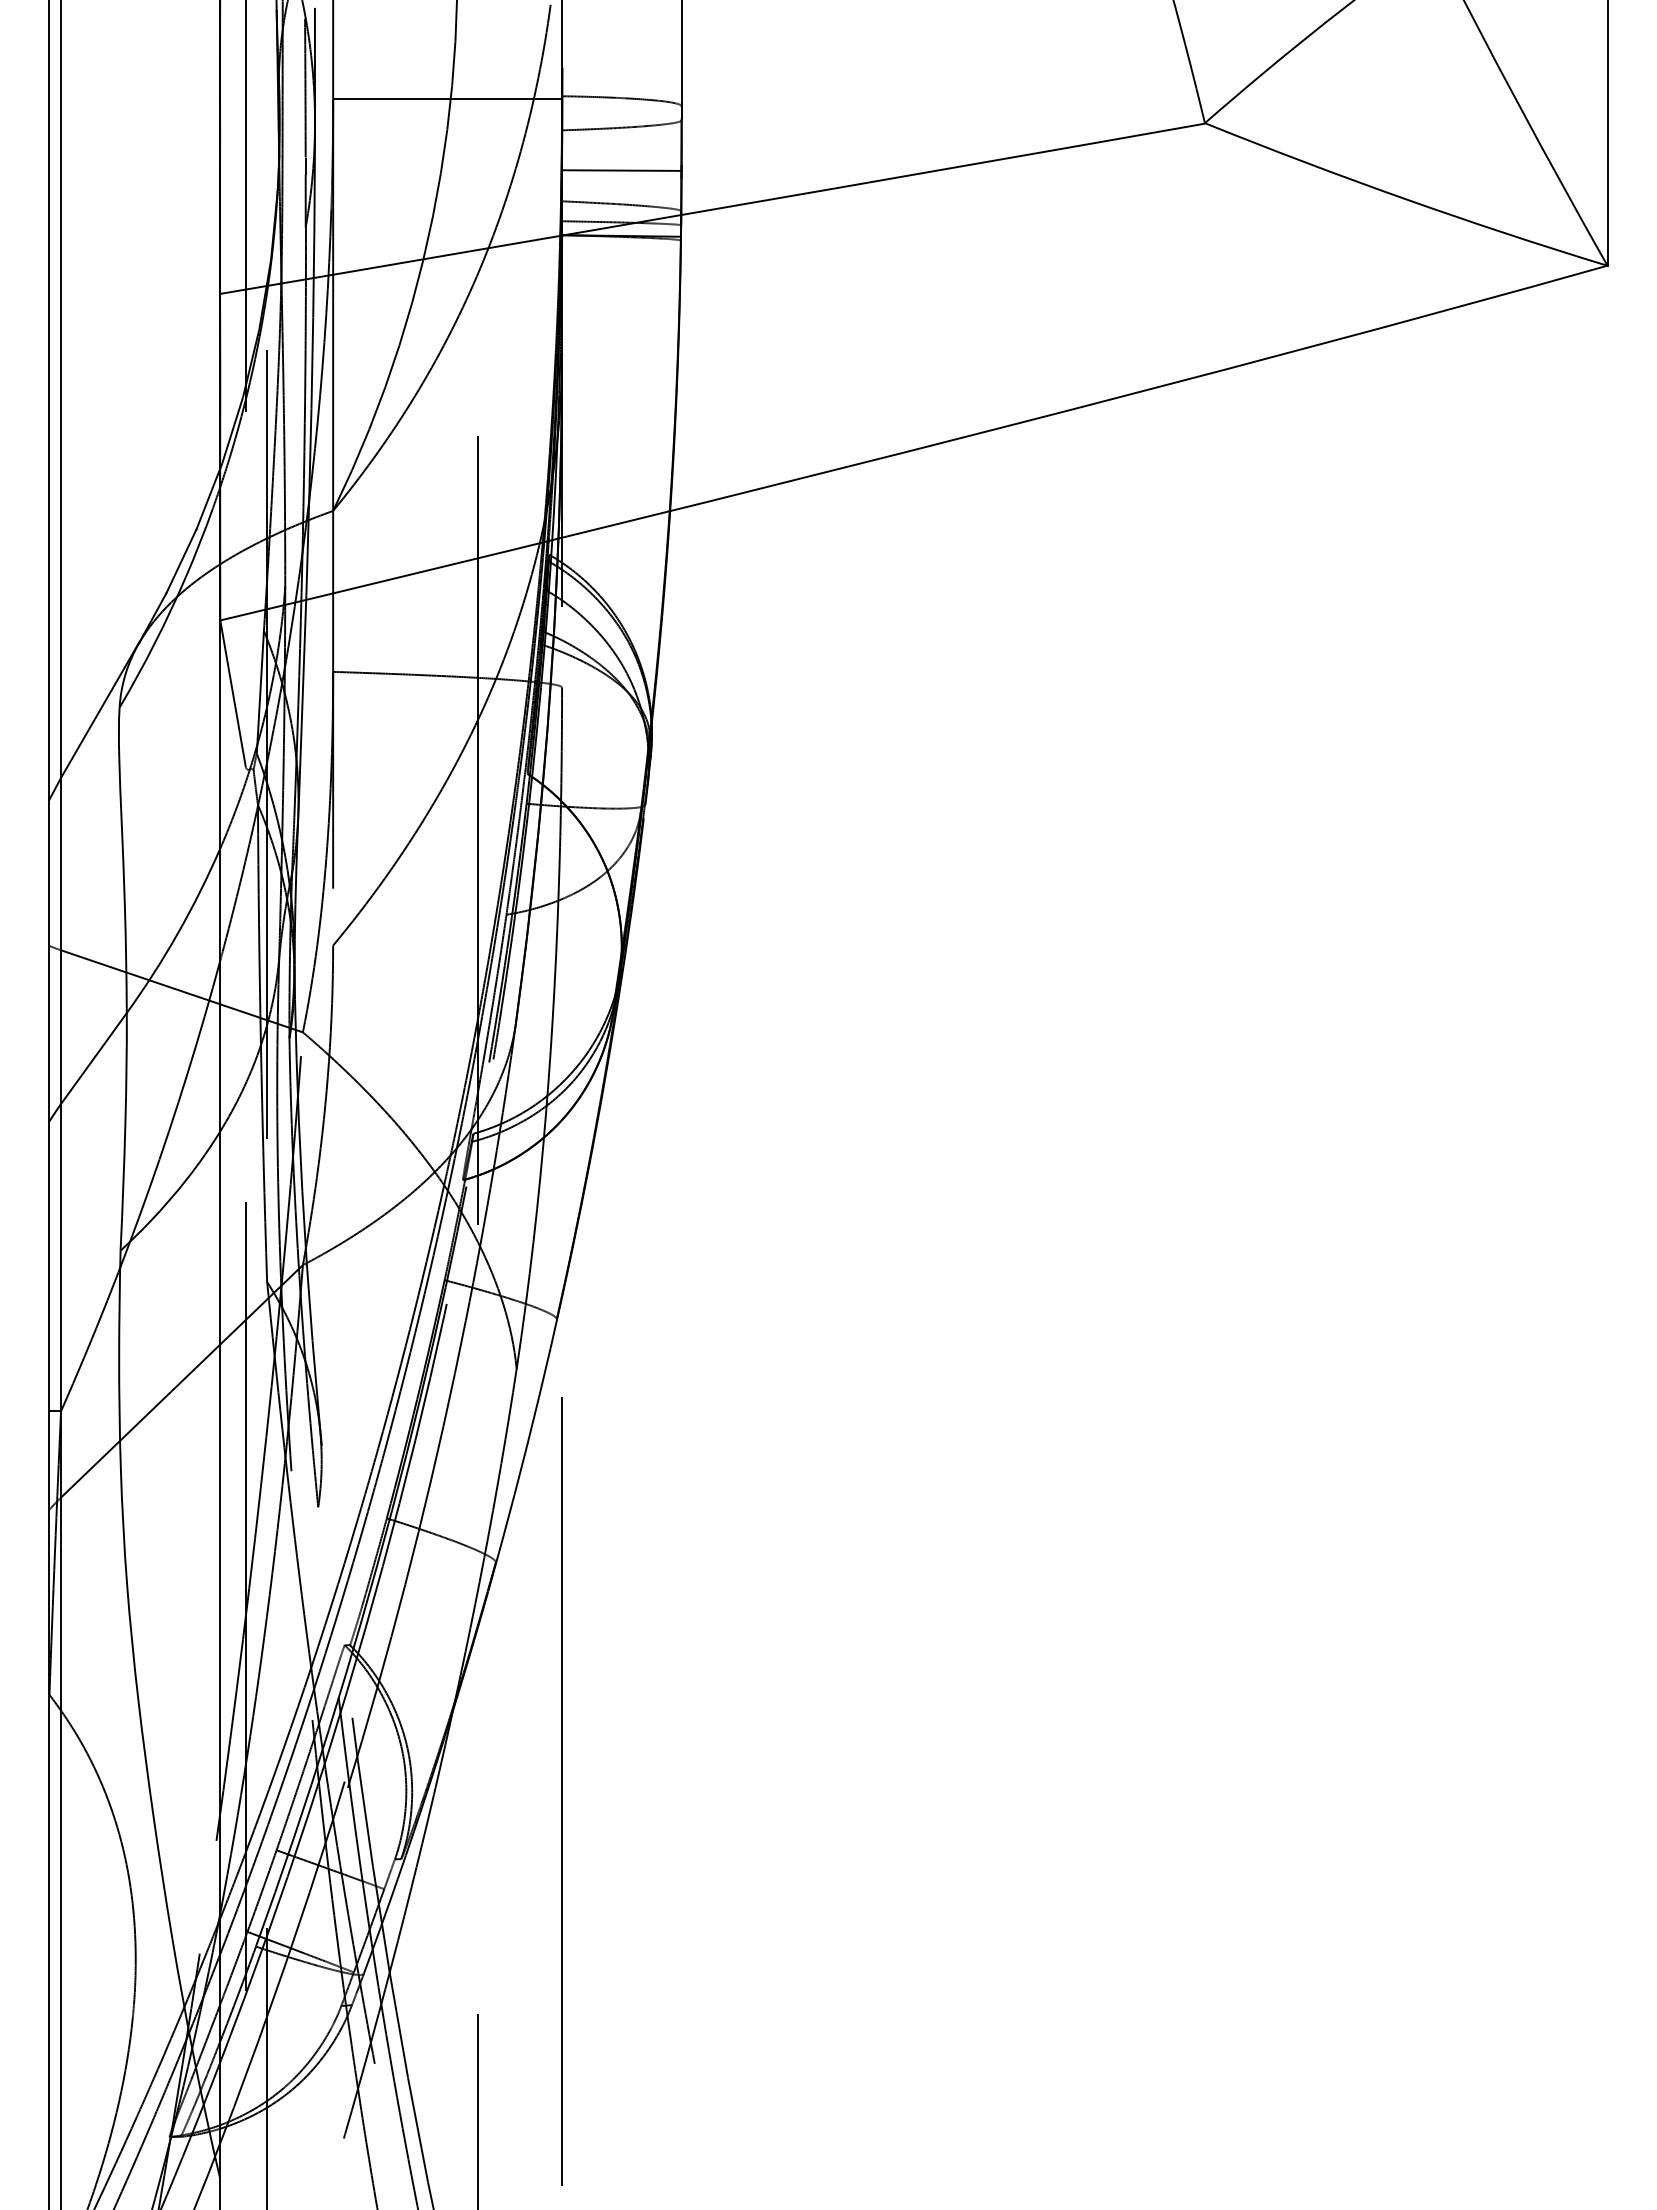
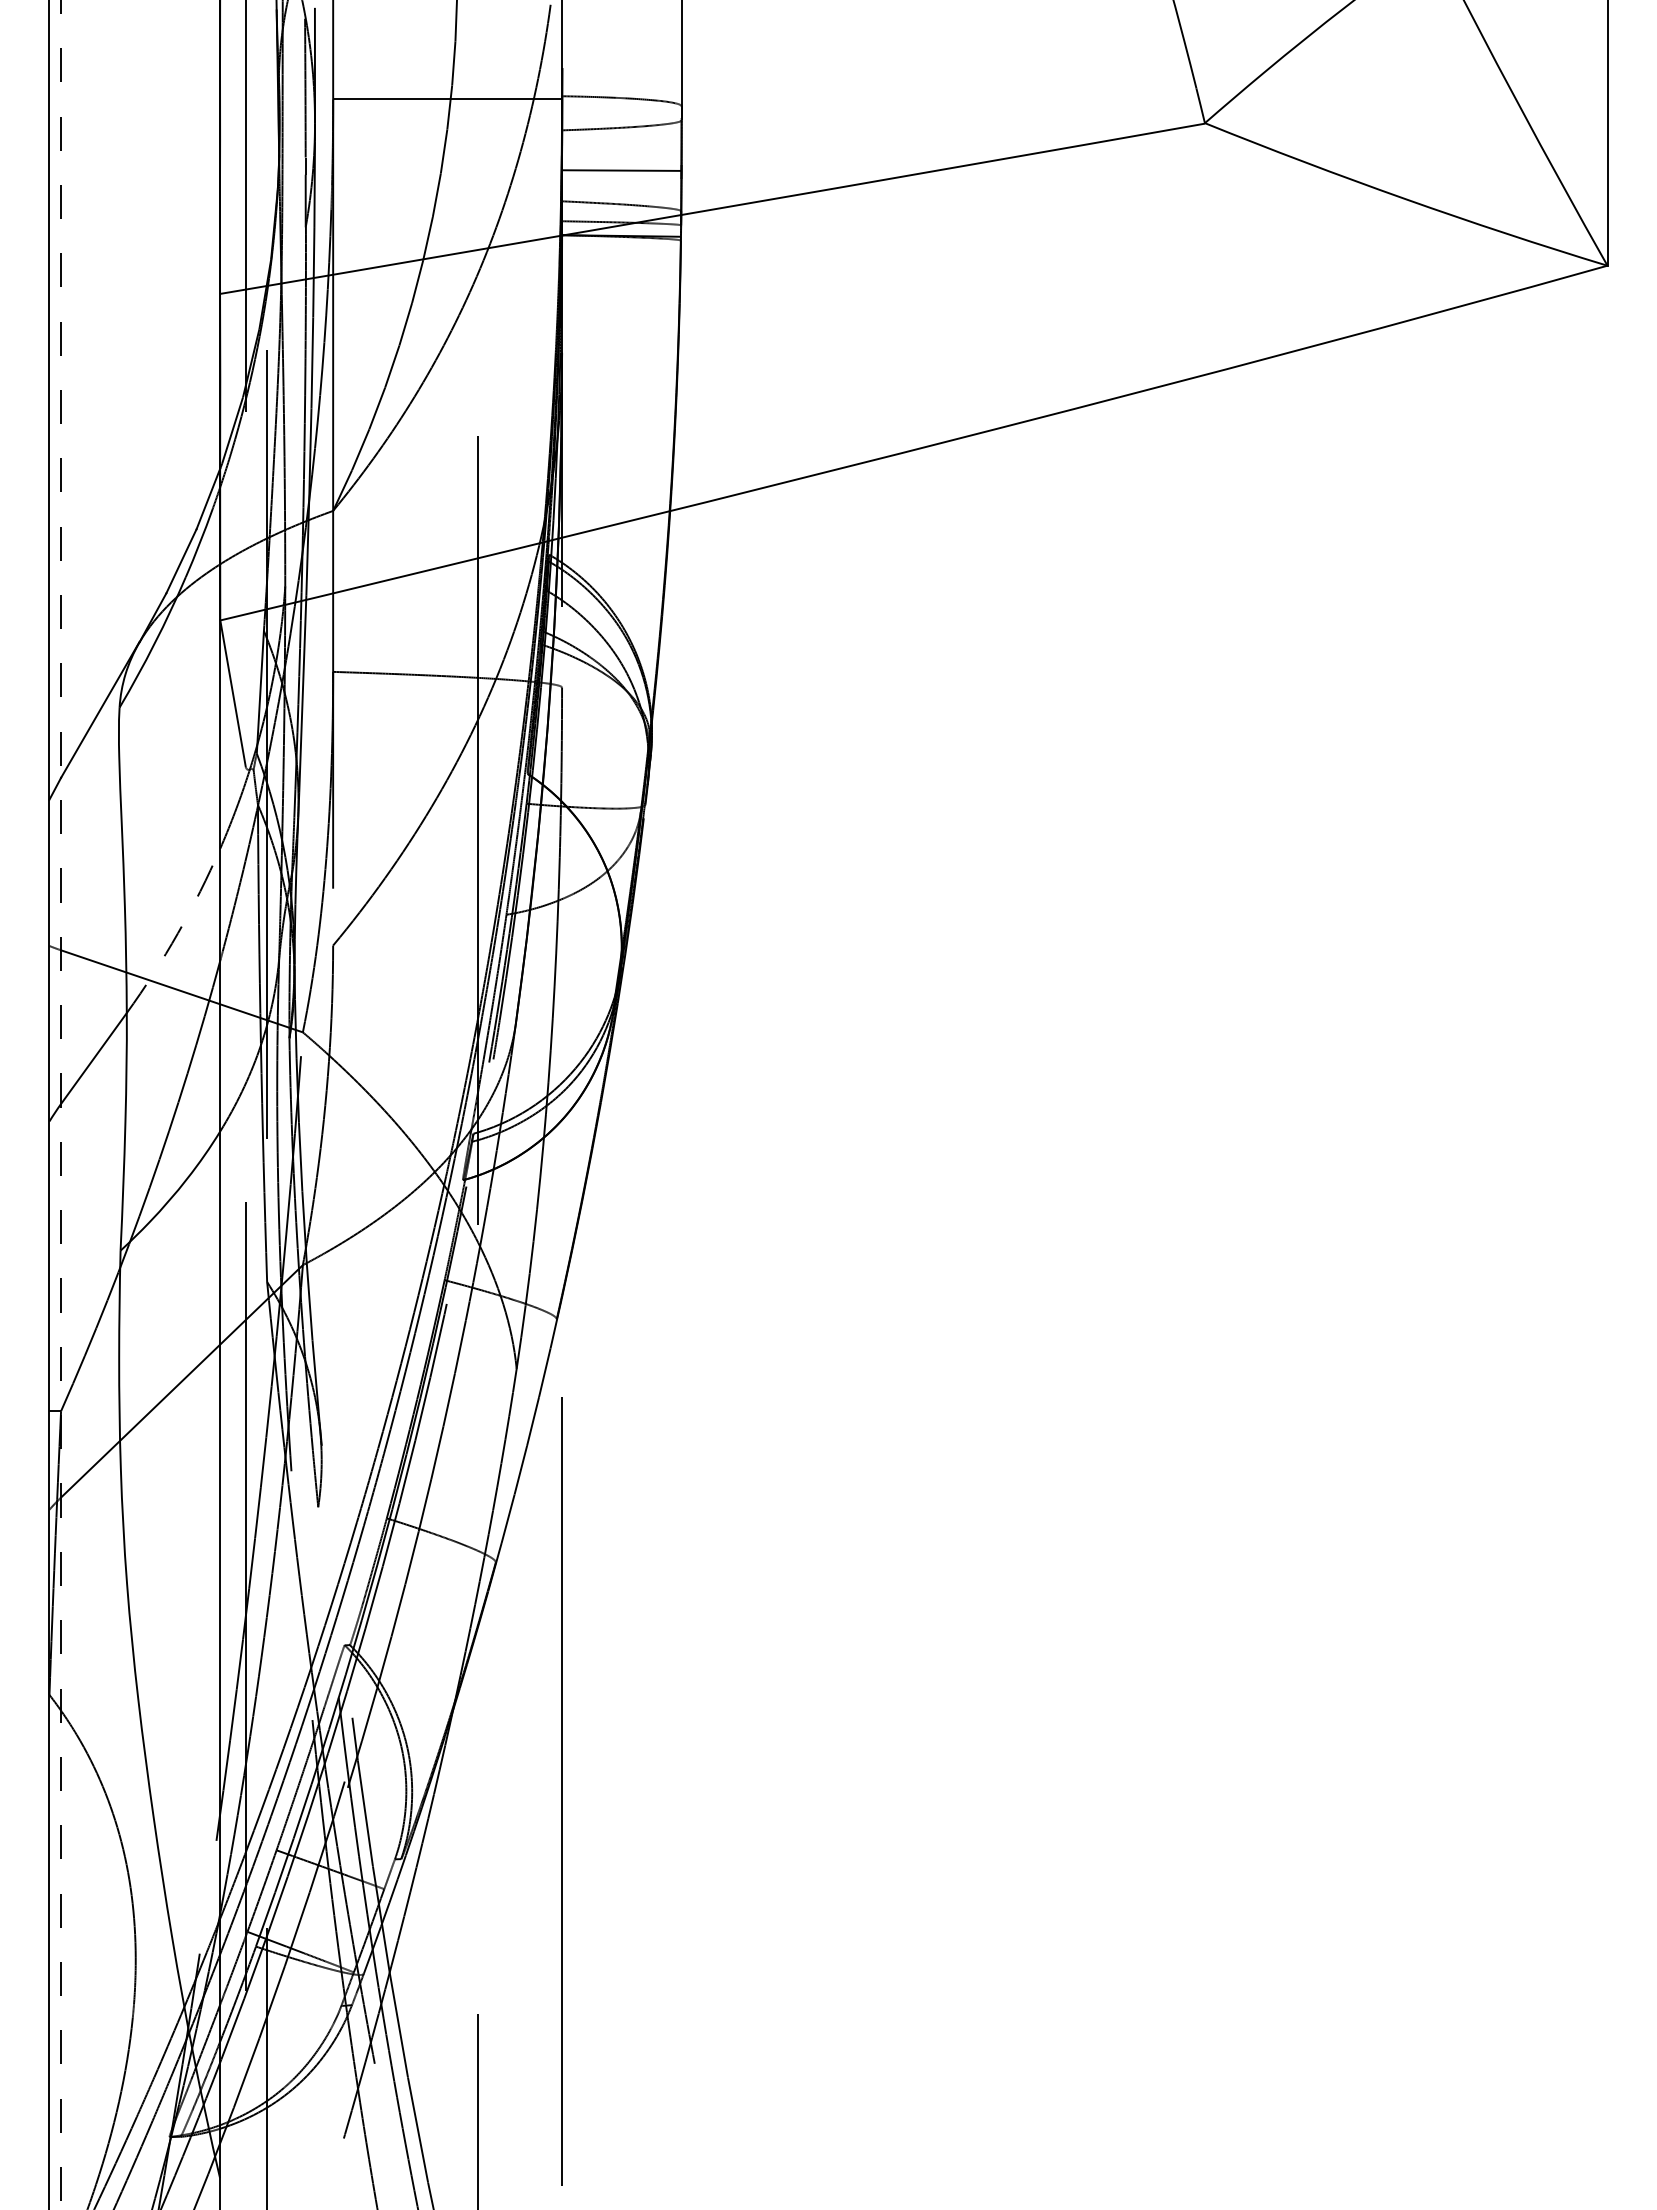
arc: solid -> dashed (177, 933)
line: solid -> dashed (61, 1105)
